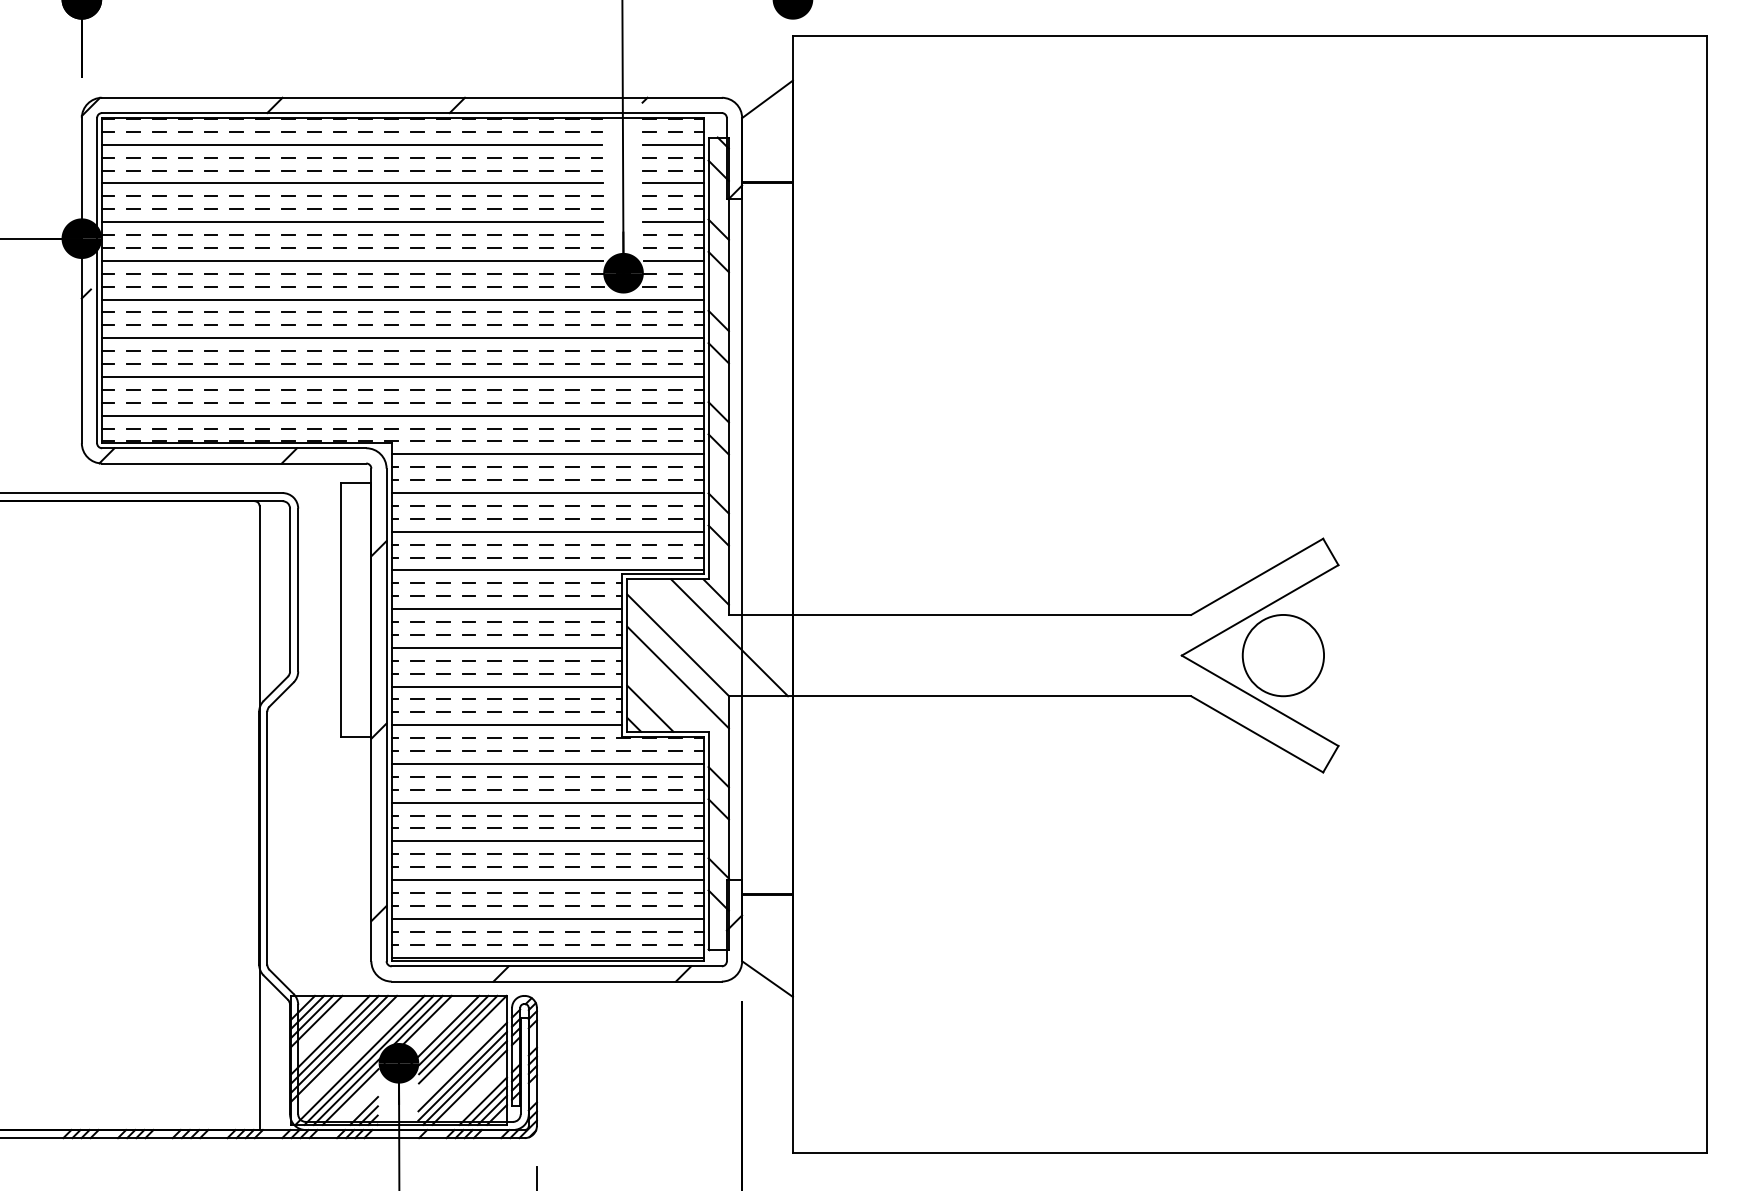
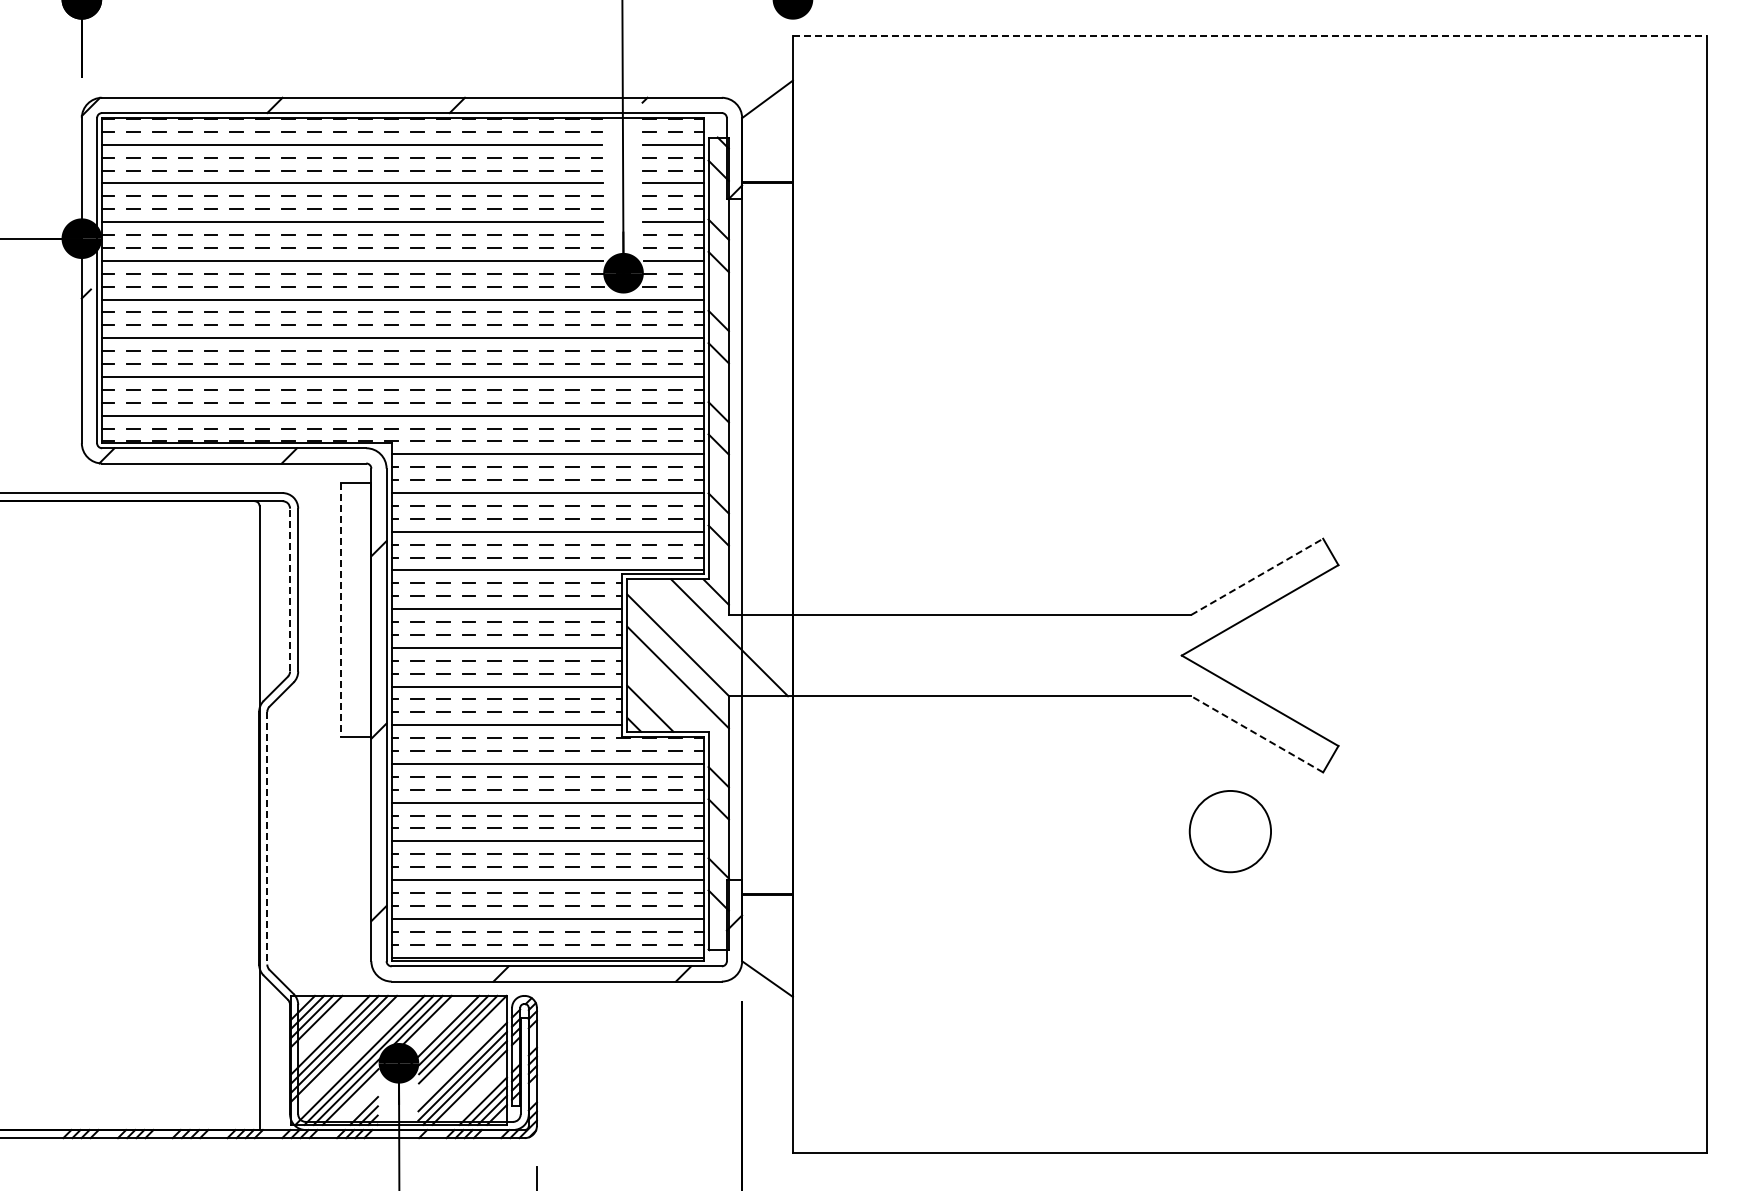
line: solid -> dashed (1250, 35)
line: solid -> dashed (1257, 576)
line: solid -> dashed (290, 589)
line: solid -> dashed (340, 609)
circle position: (1282, 655) -> (1229, 831) (1229, 831)
line: solid -> dashed (1256, 734)
line: solid -> dashed (267, 838)
